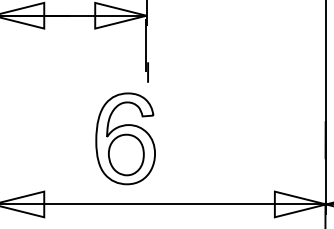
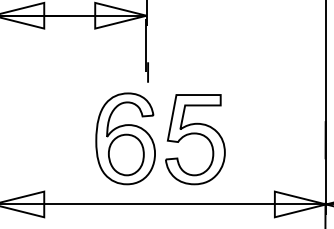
part: none -> present (195, 139)
